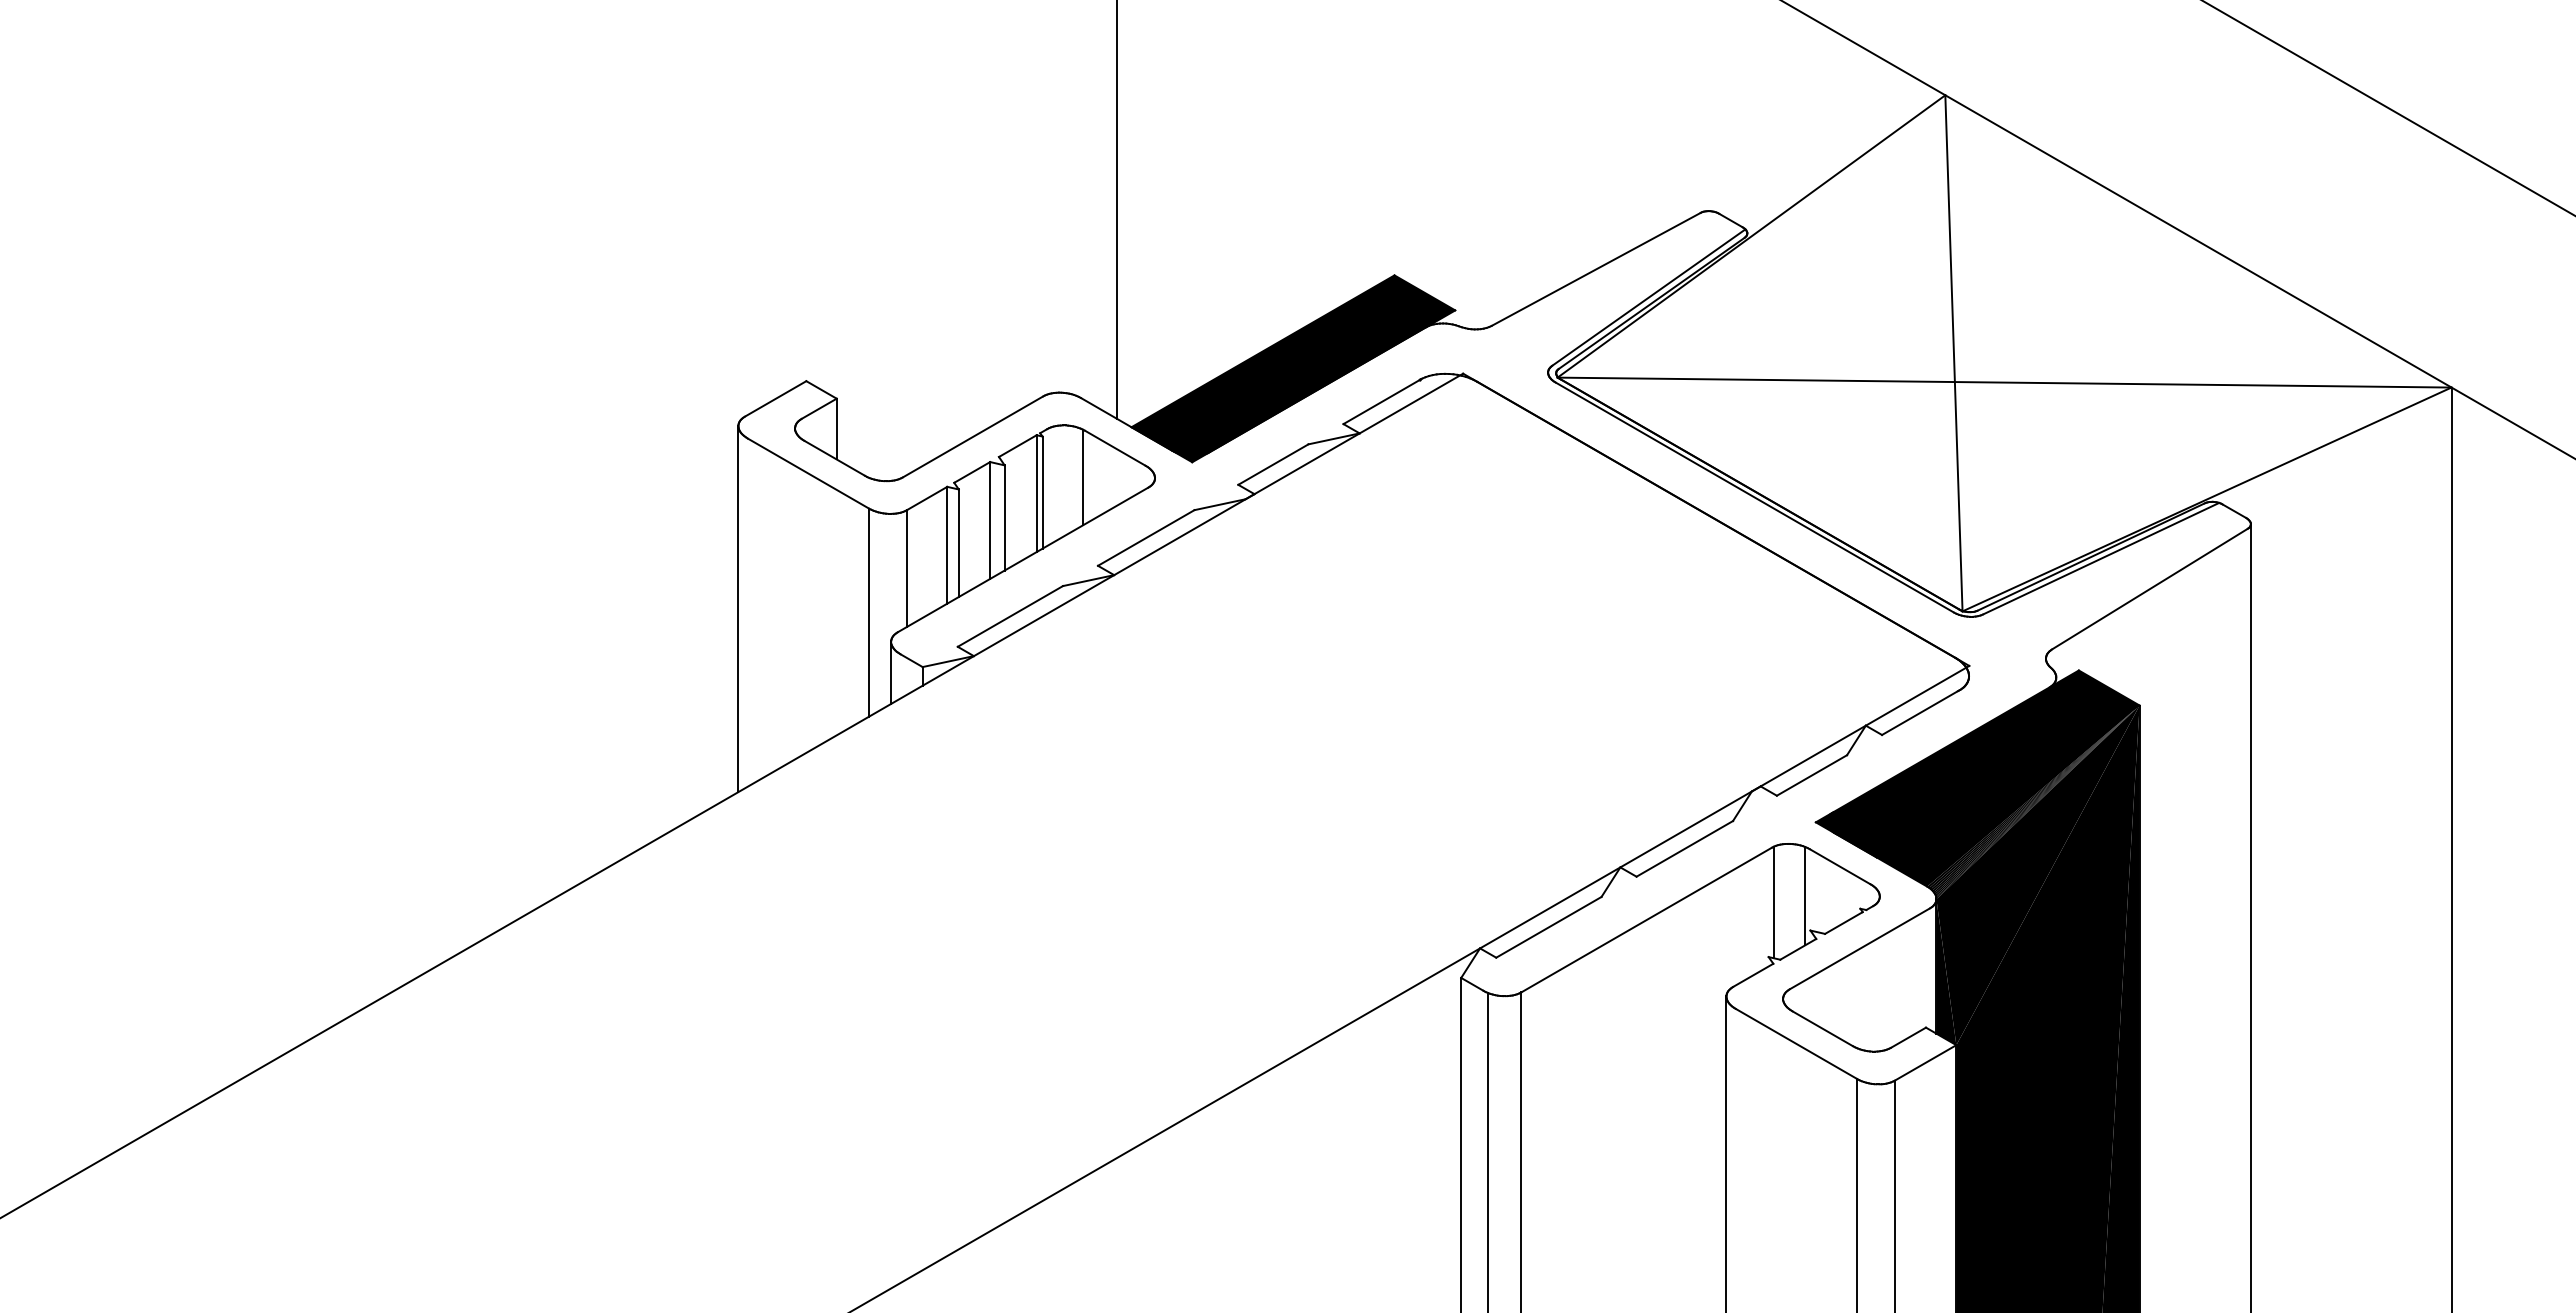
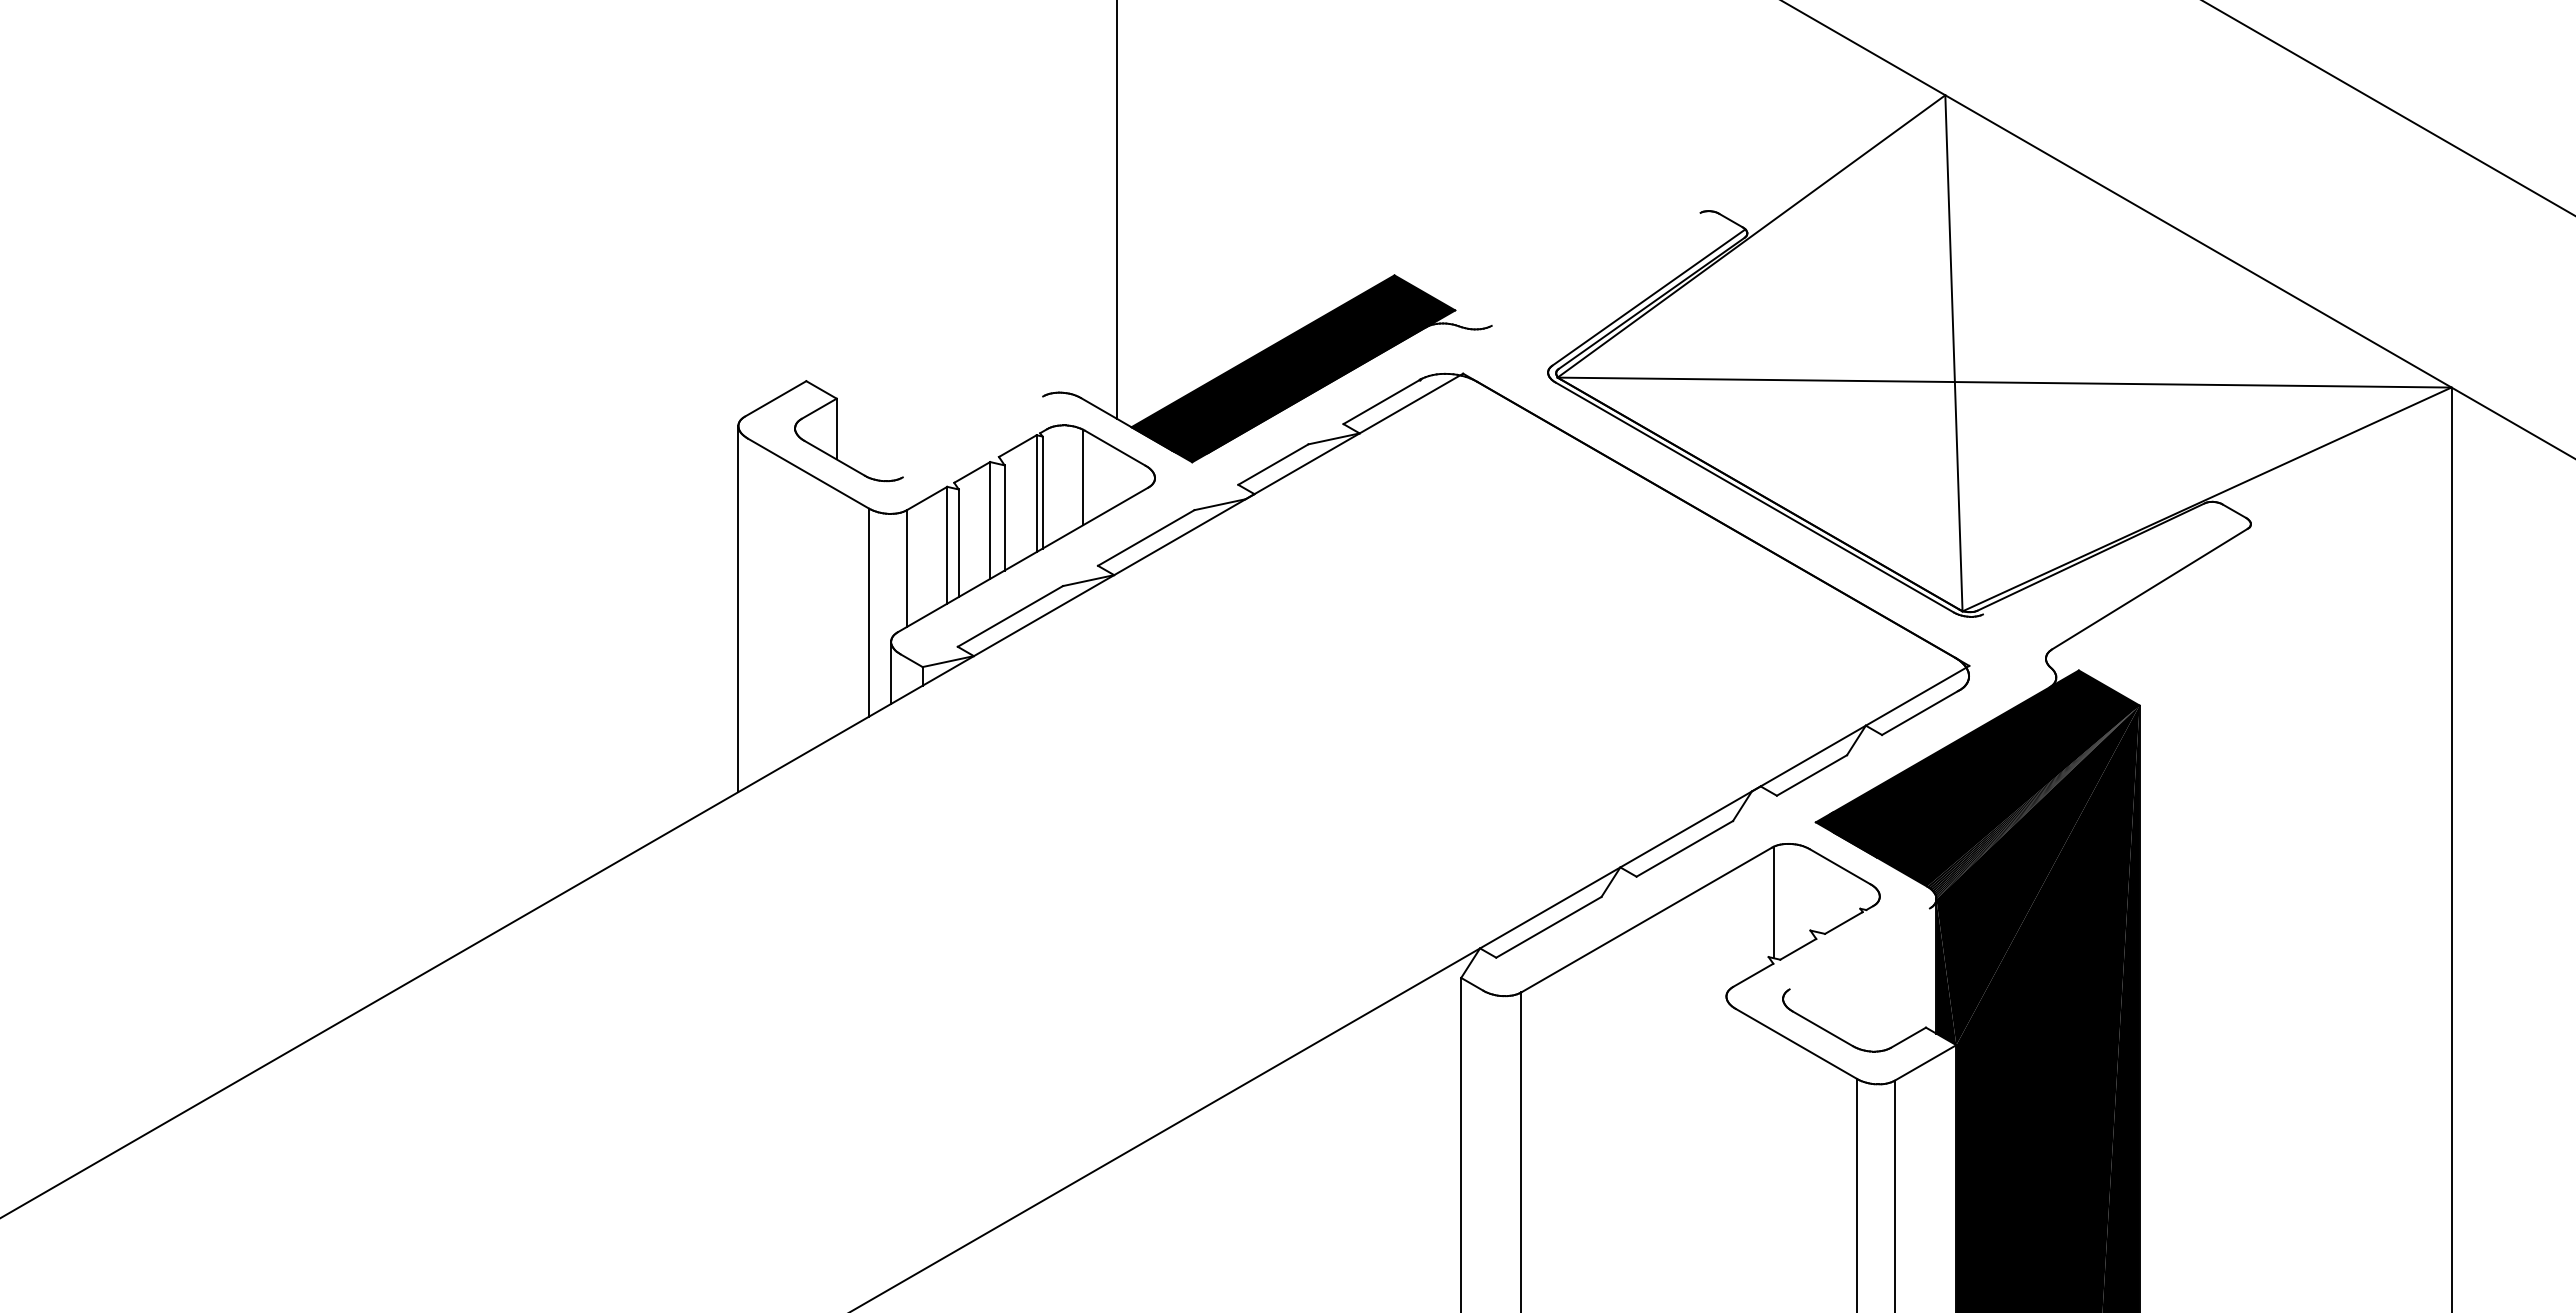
line: present -> none (1595, 268)
line: present -> none (972, 436)
line: present -> none (2100, 558)
line: present -> none (1805, 896)
line: present -> none (2250, 916)
line: present -> none (1859, 948)
line: present -> none (1487, 1150)
line: present -> none (1726, 1152)
